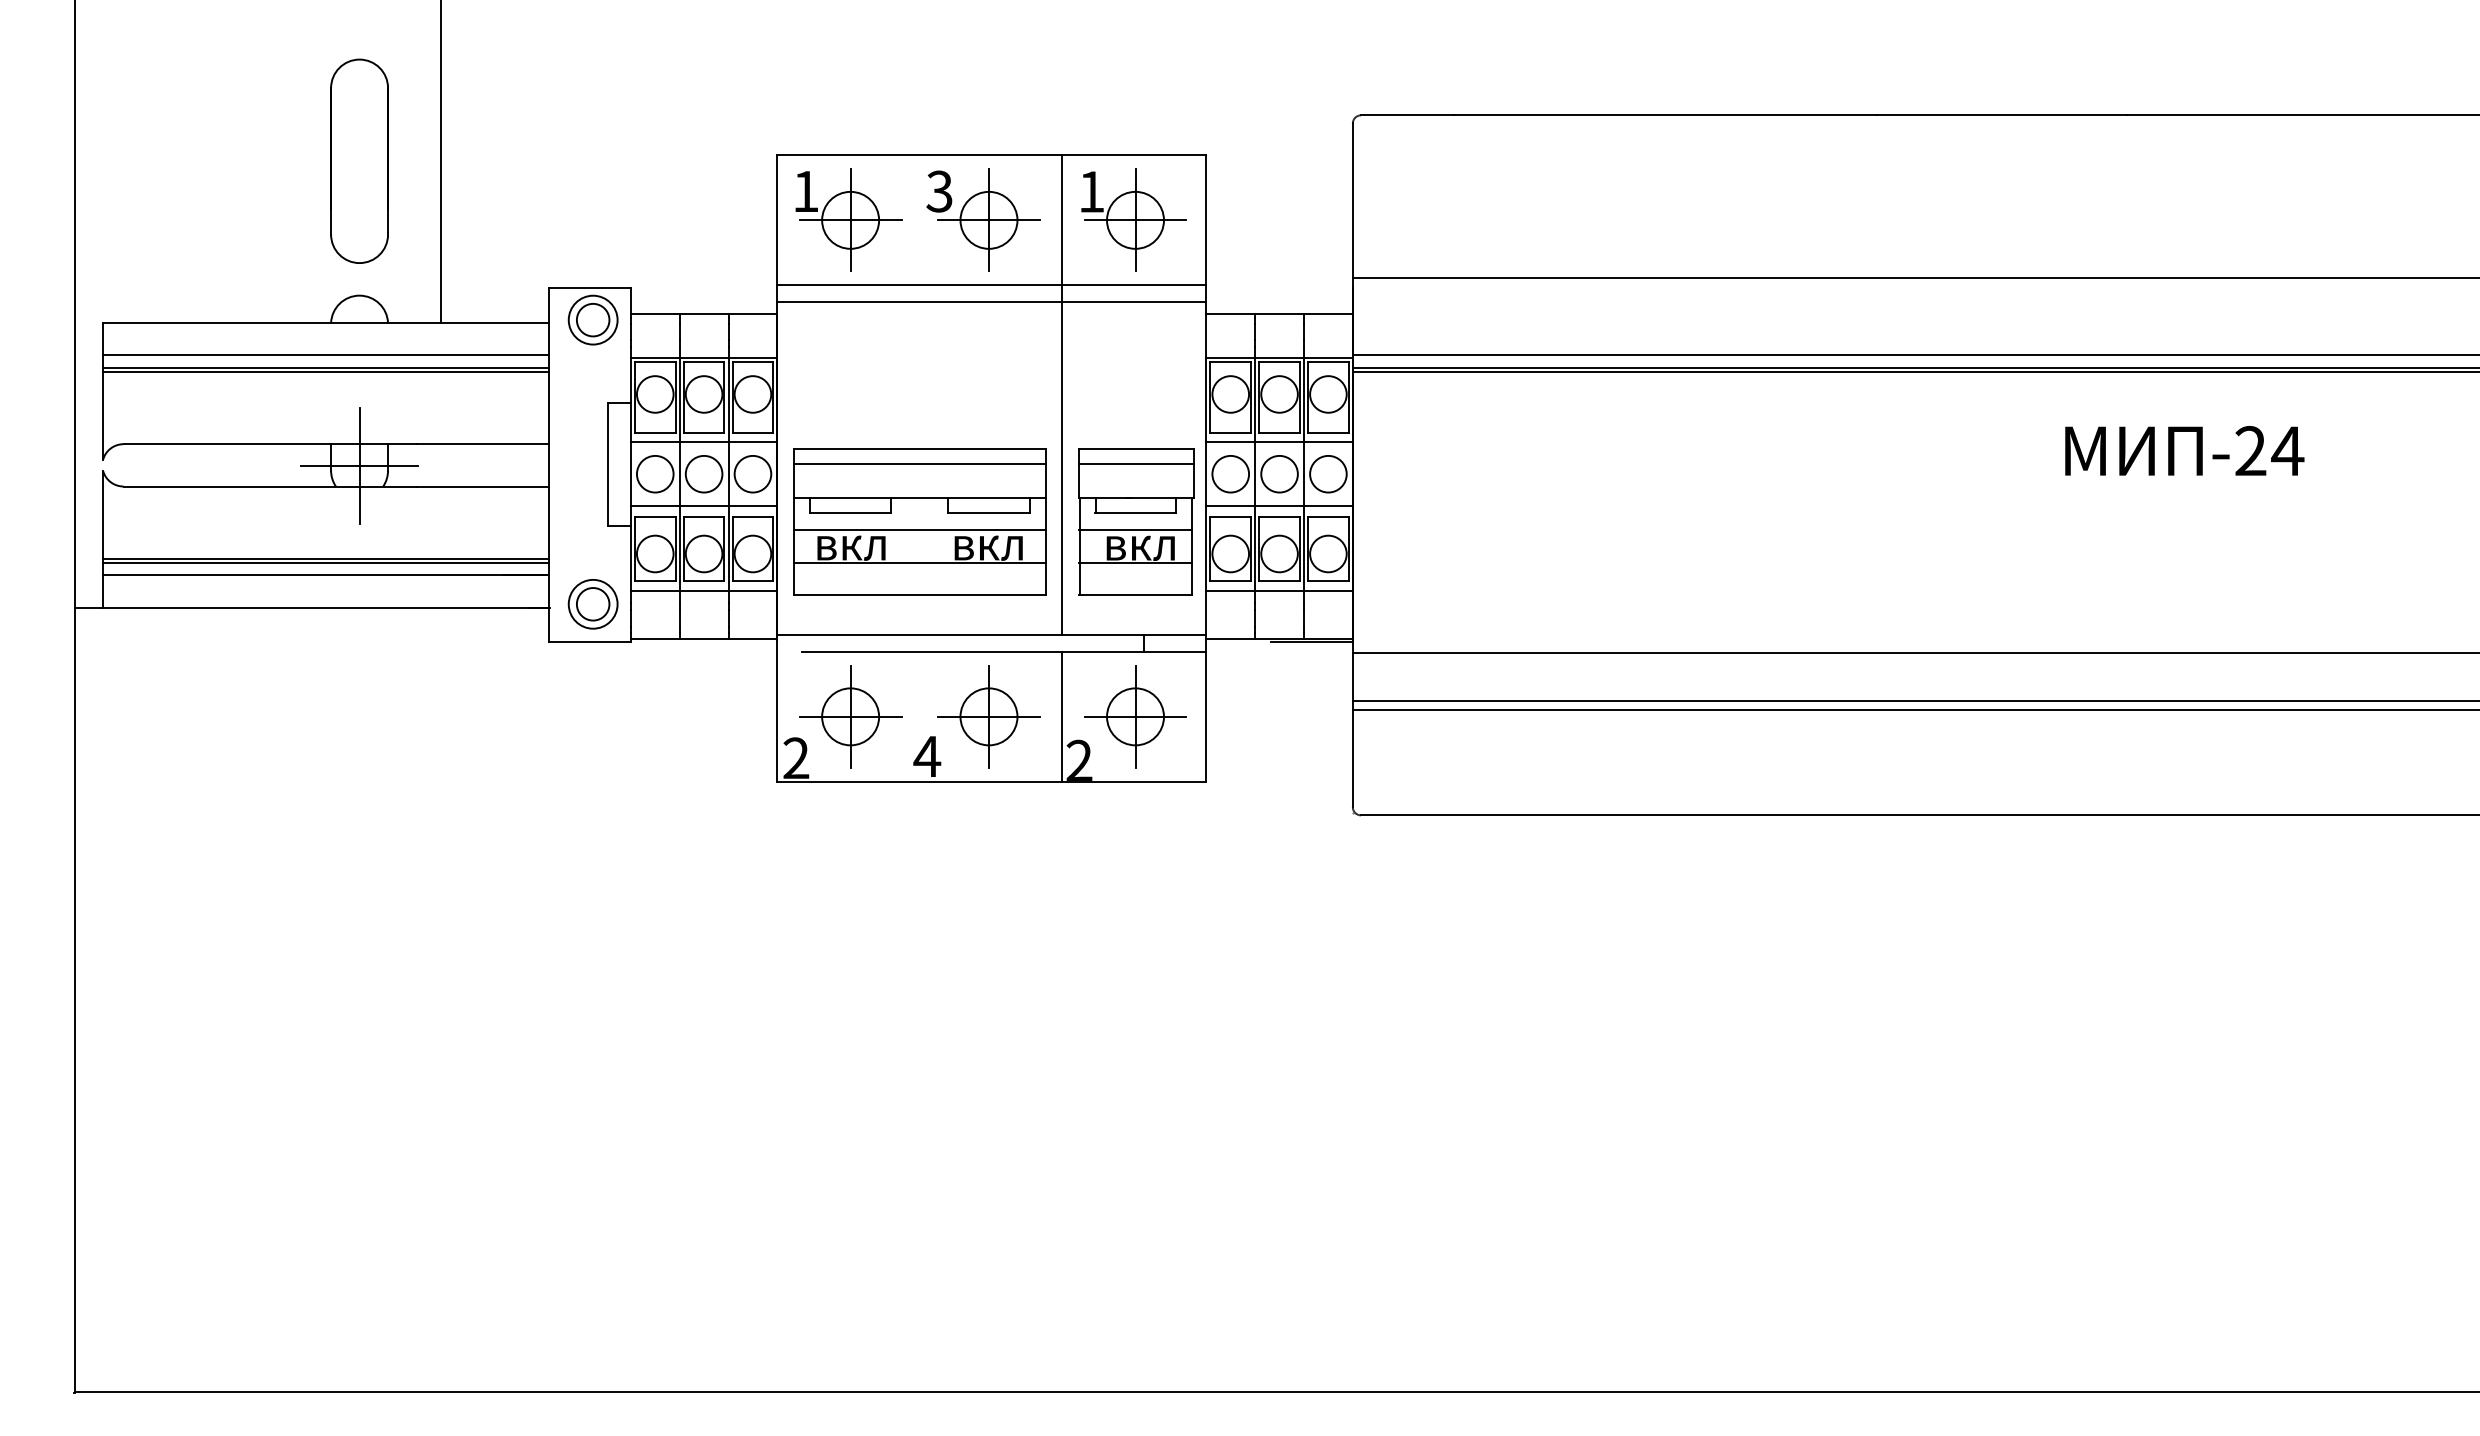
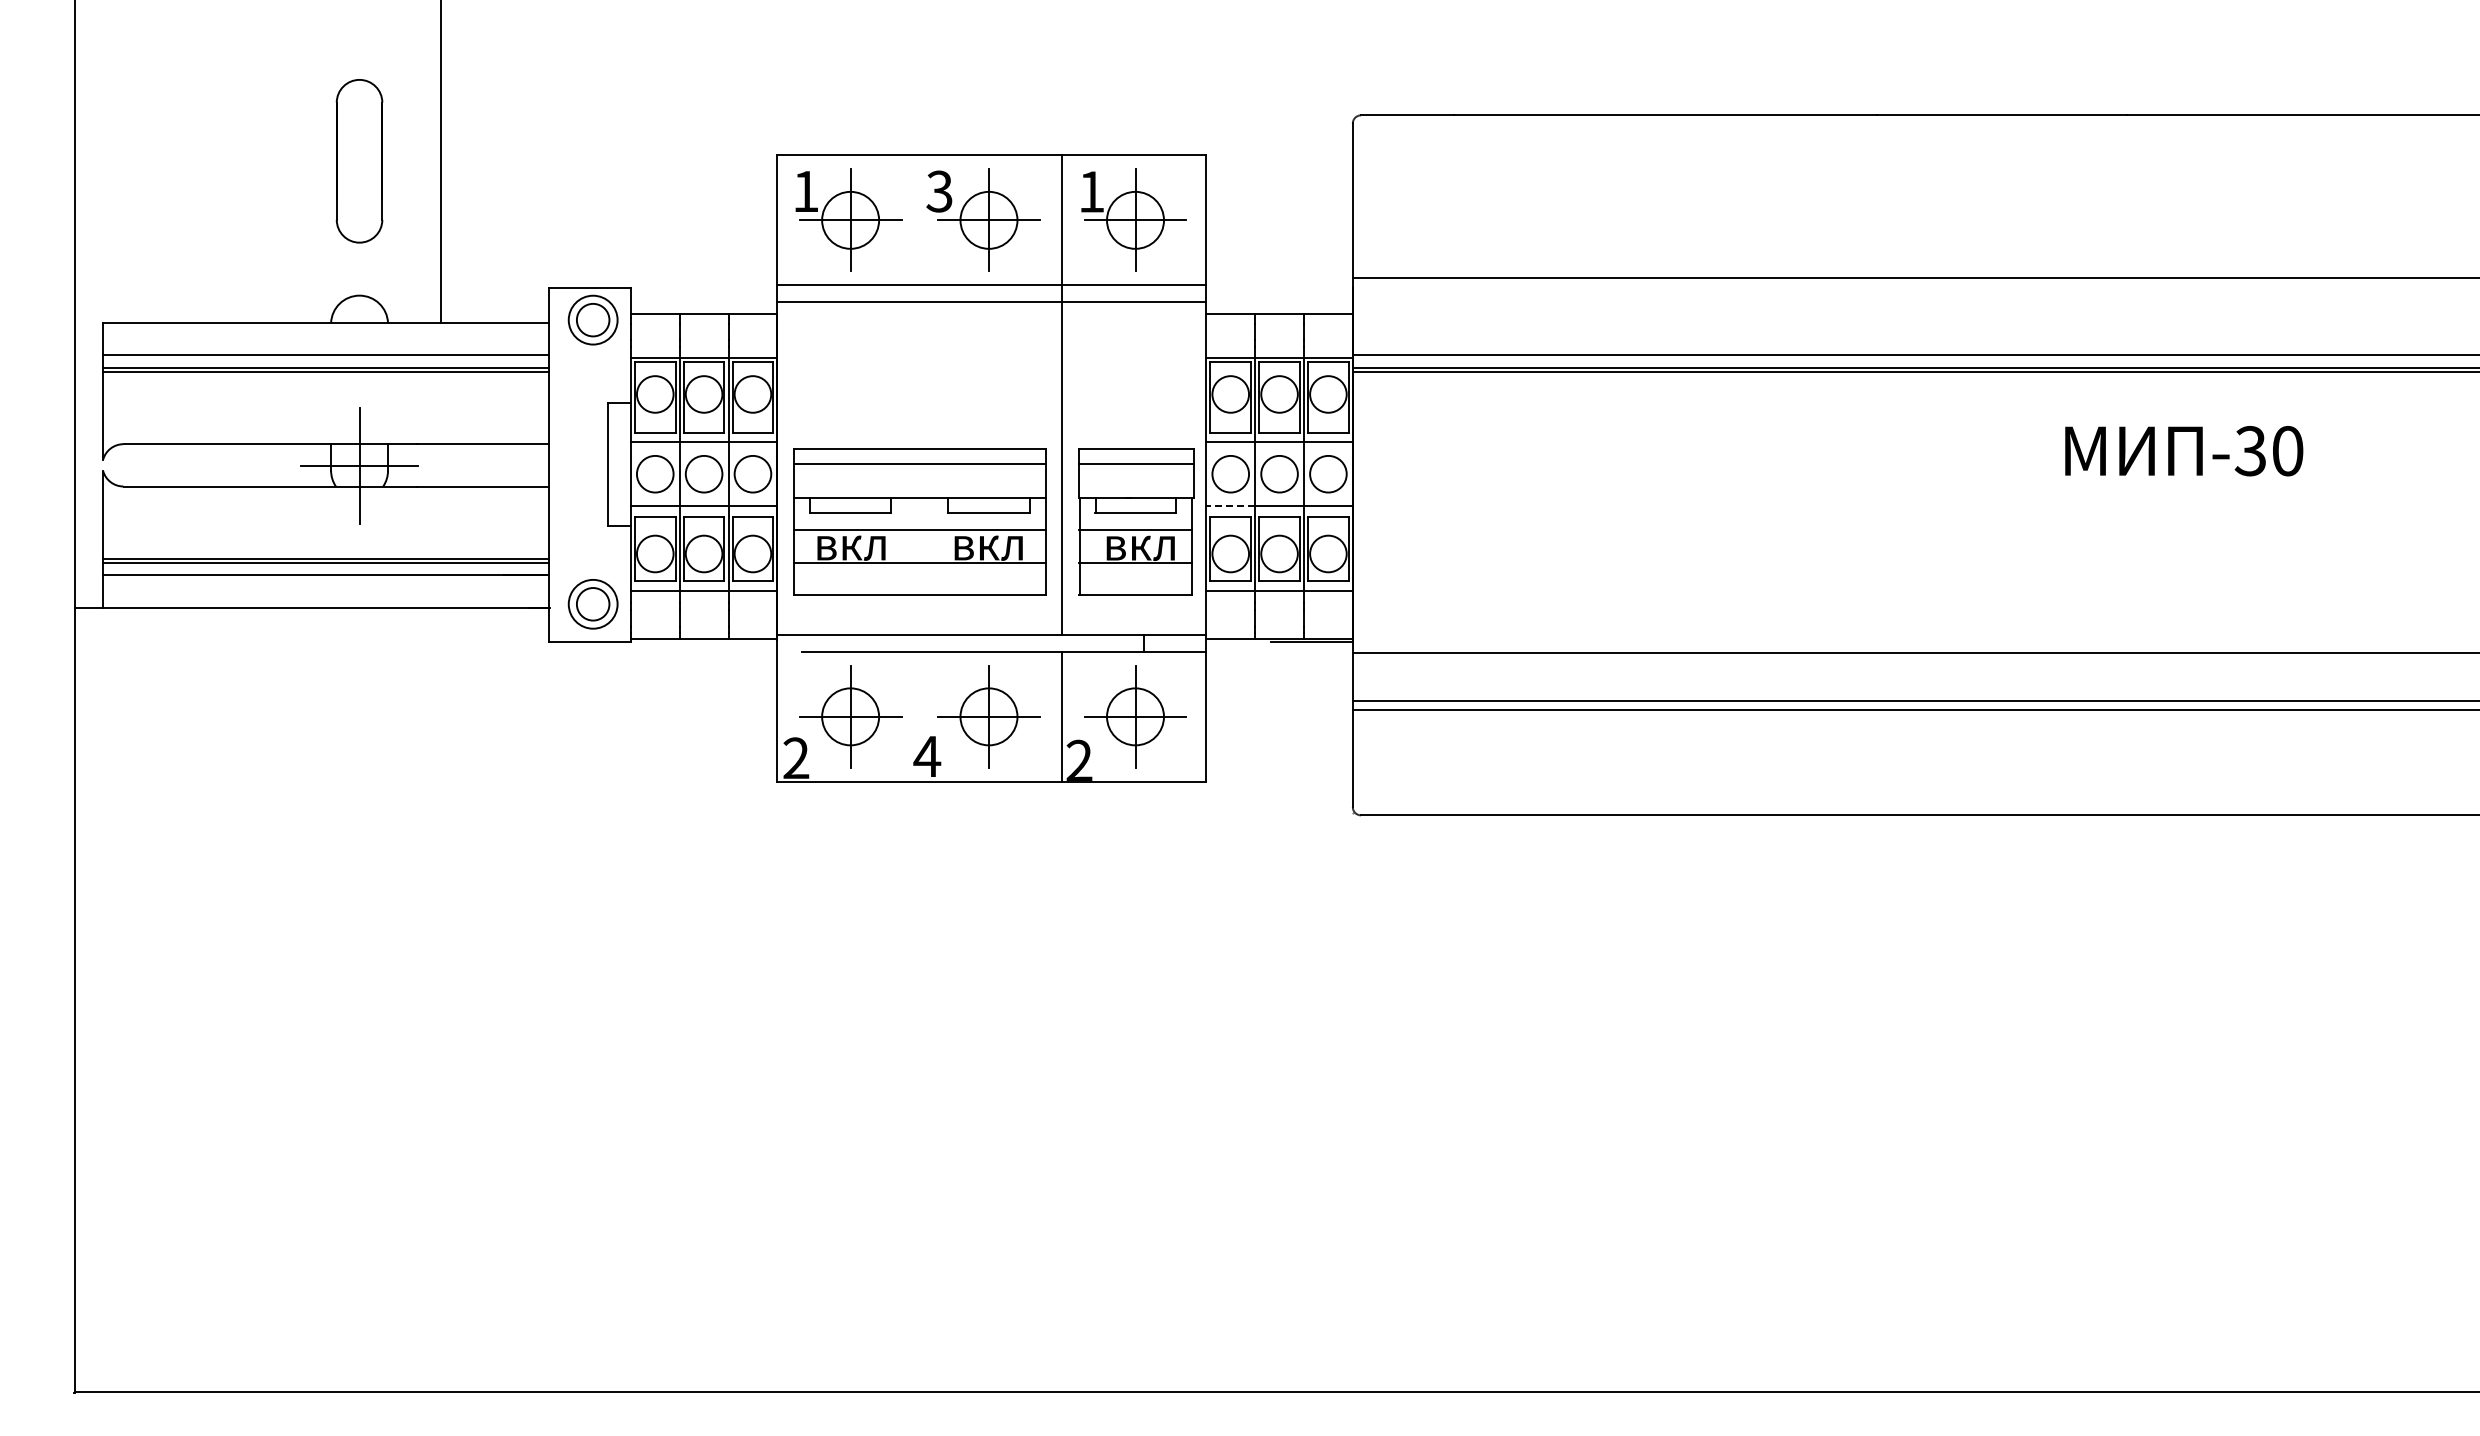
part size: 59x206 px -> 49x165 px (359, 161)
text: -24 -> -30 (2269, 451)
line: solid -> dashed (1230, 505)
